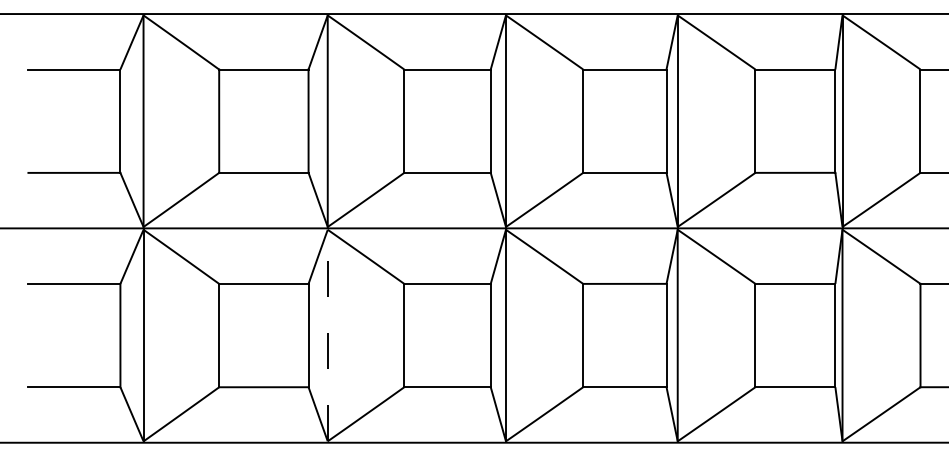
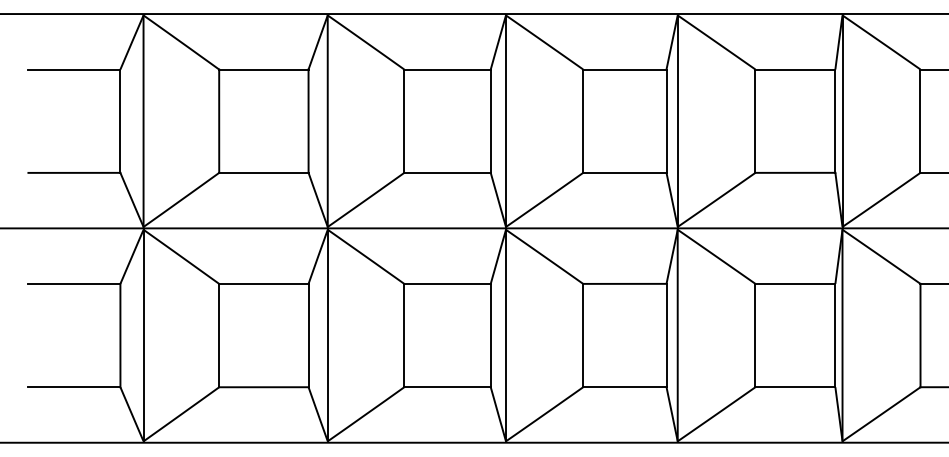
line: dashed -> solid (327, 335)
